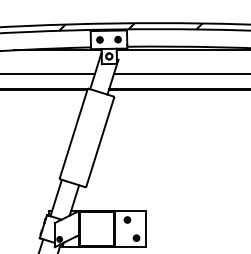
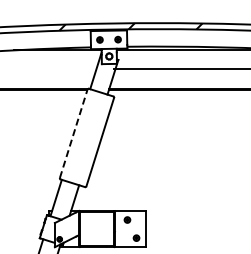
line: present -> none (48, 73)
line position: (180, 73) -> (180, 68) (180, 68)
line: solid -> dashed (73, 133)
